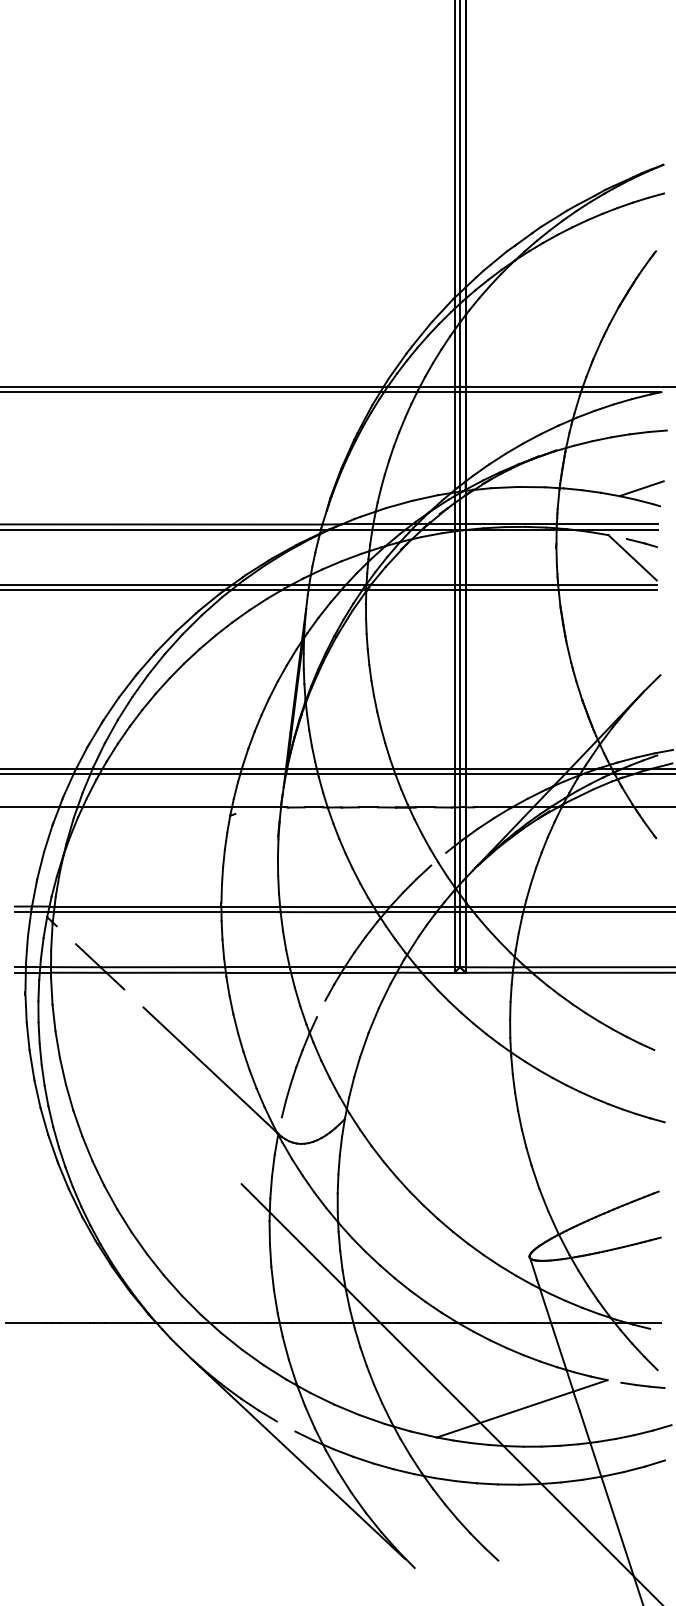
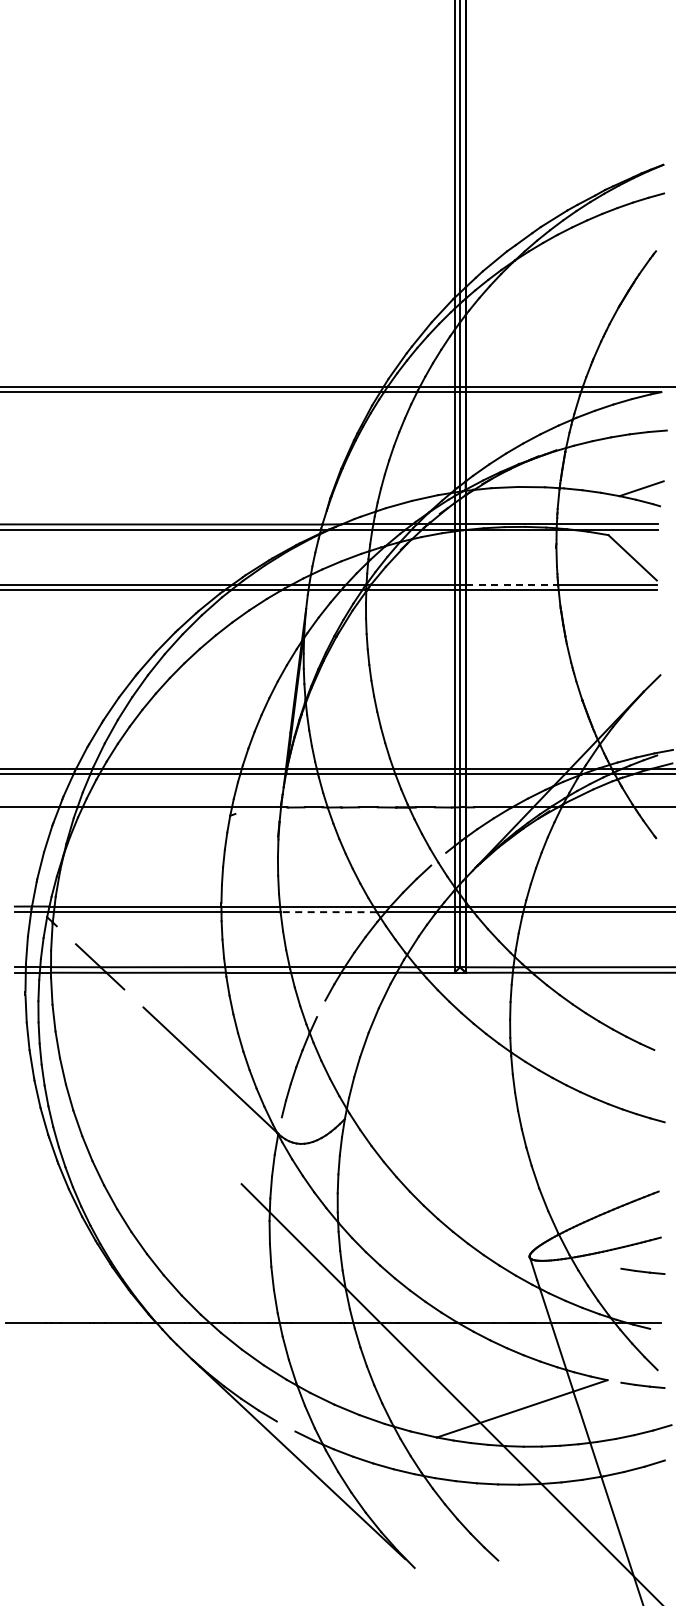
line: present -> none (641, 542)
line: solid -> dashed (512, 584)
line: solid -> dashed (328, 912)
line: none -> present (642, 1270)
